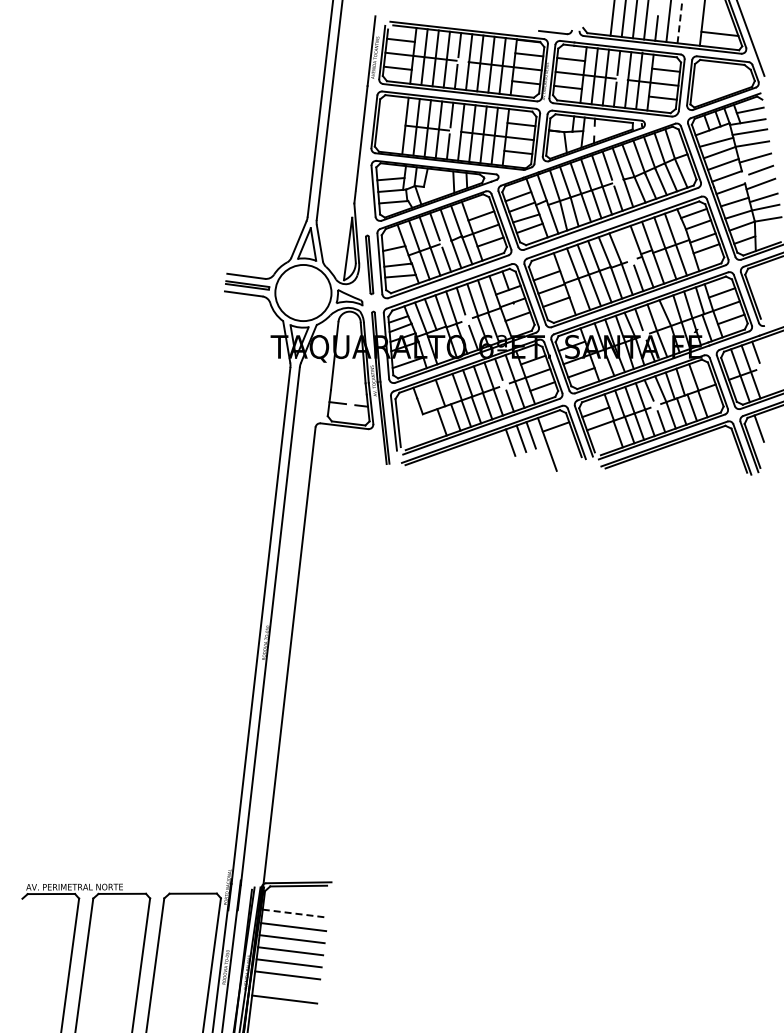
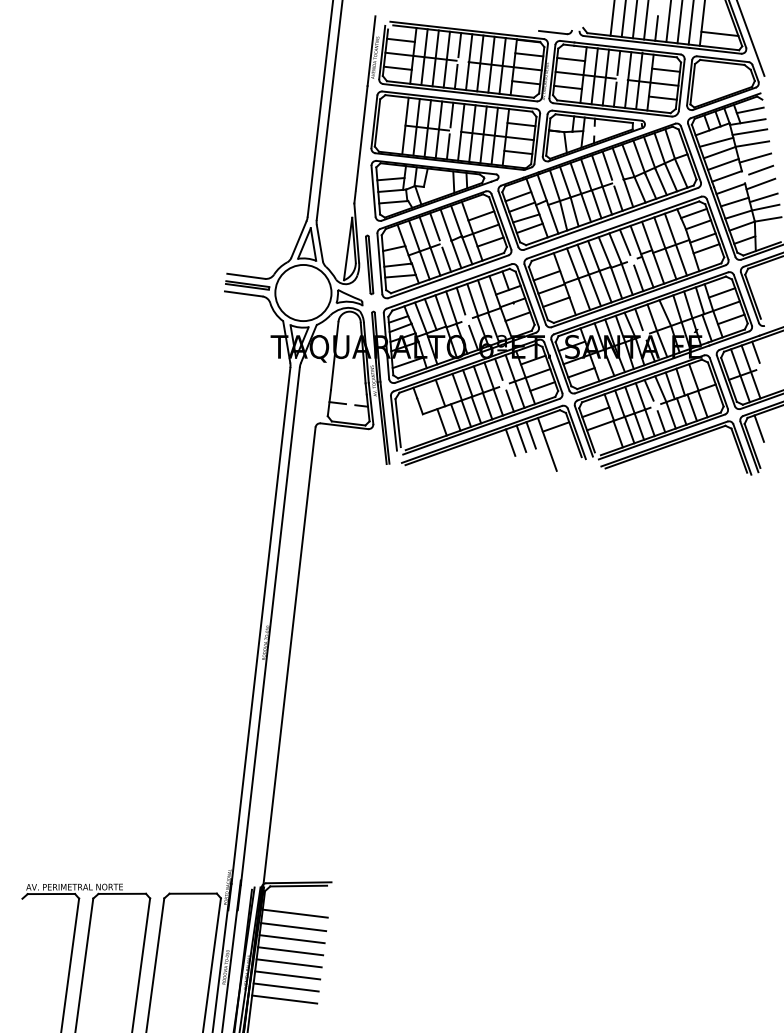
line: dashed -> solid (679, 21)
line: none -> present (690, 23)
line: none -> present (624, 242)
line: dashed -> solid (295, 913)
line: none -> present (285, 987)
